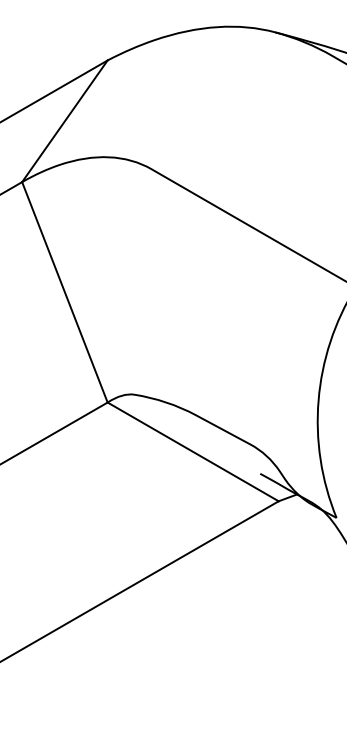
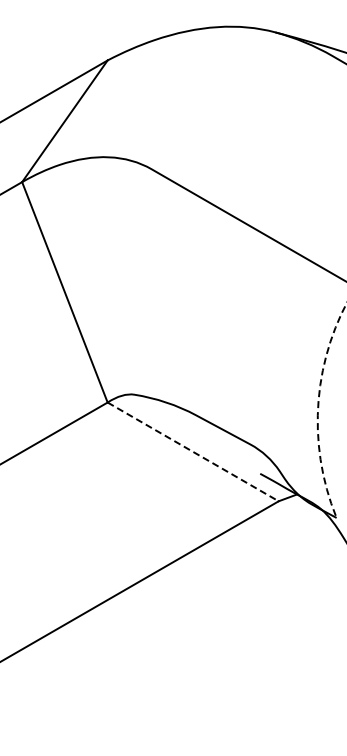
arc: solid -> dashed (318, 410)
line: solid -> dashed (193, 451)
